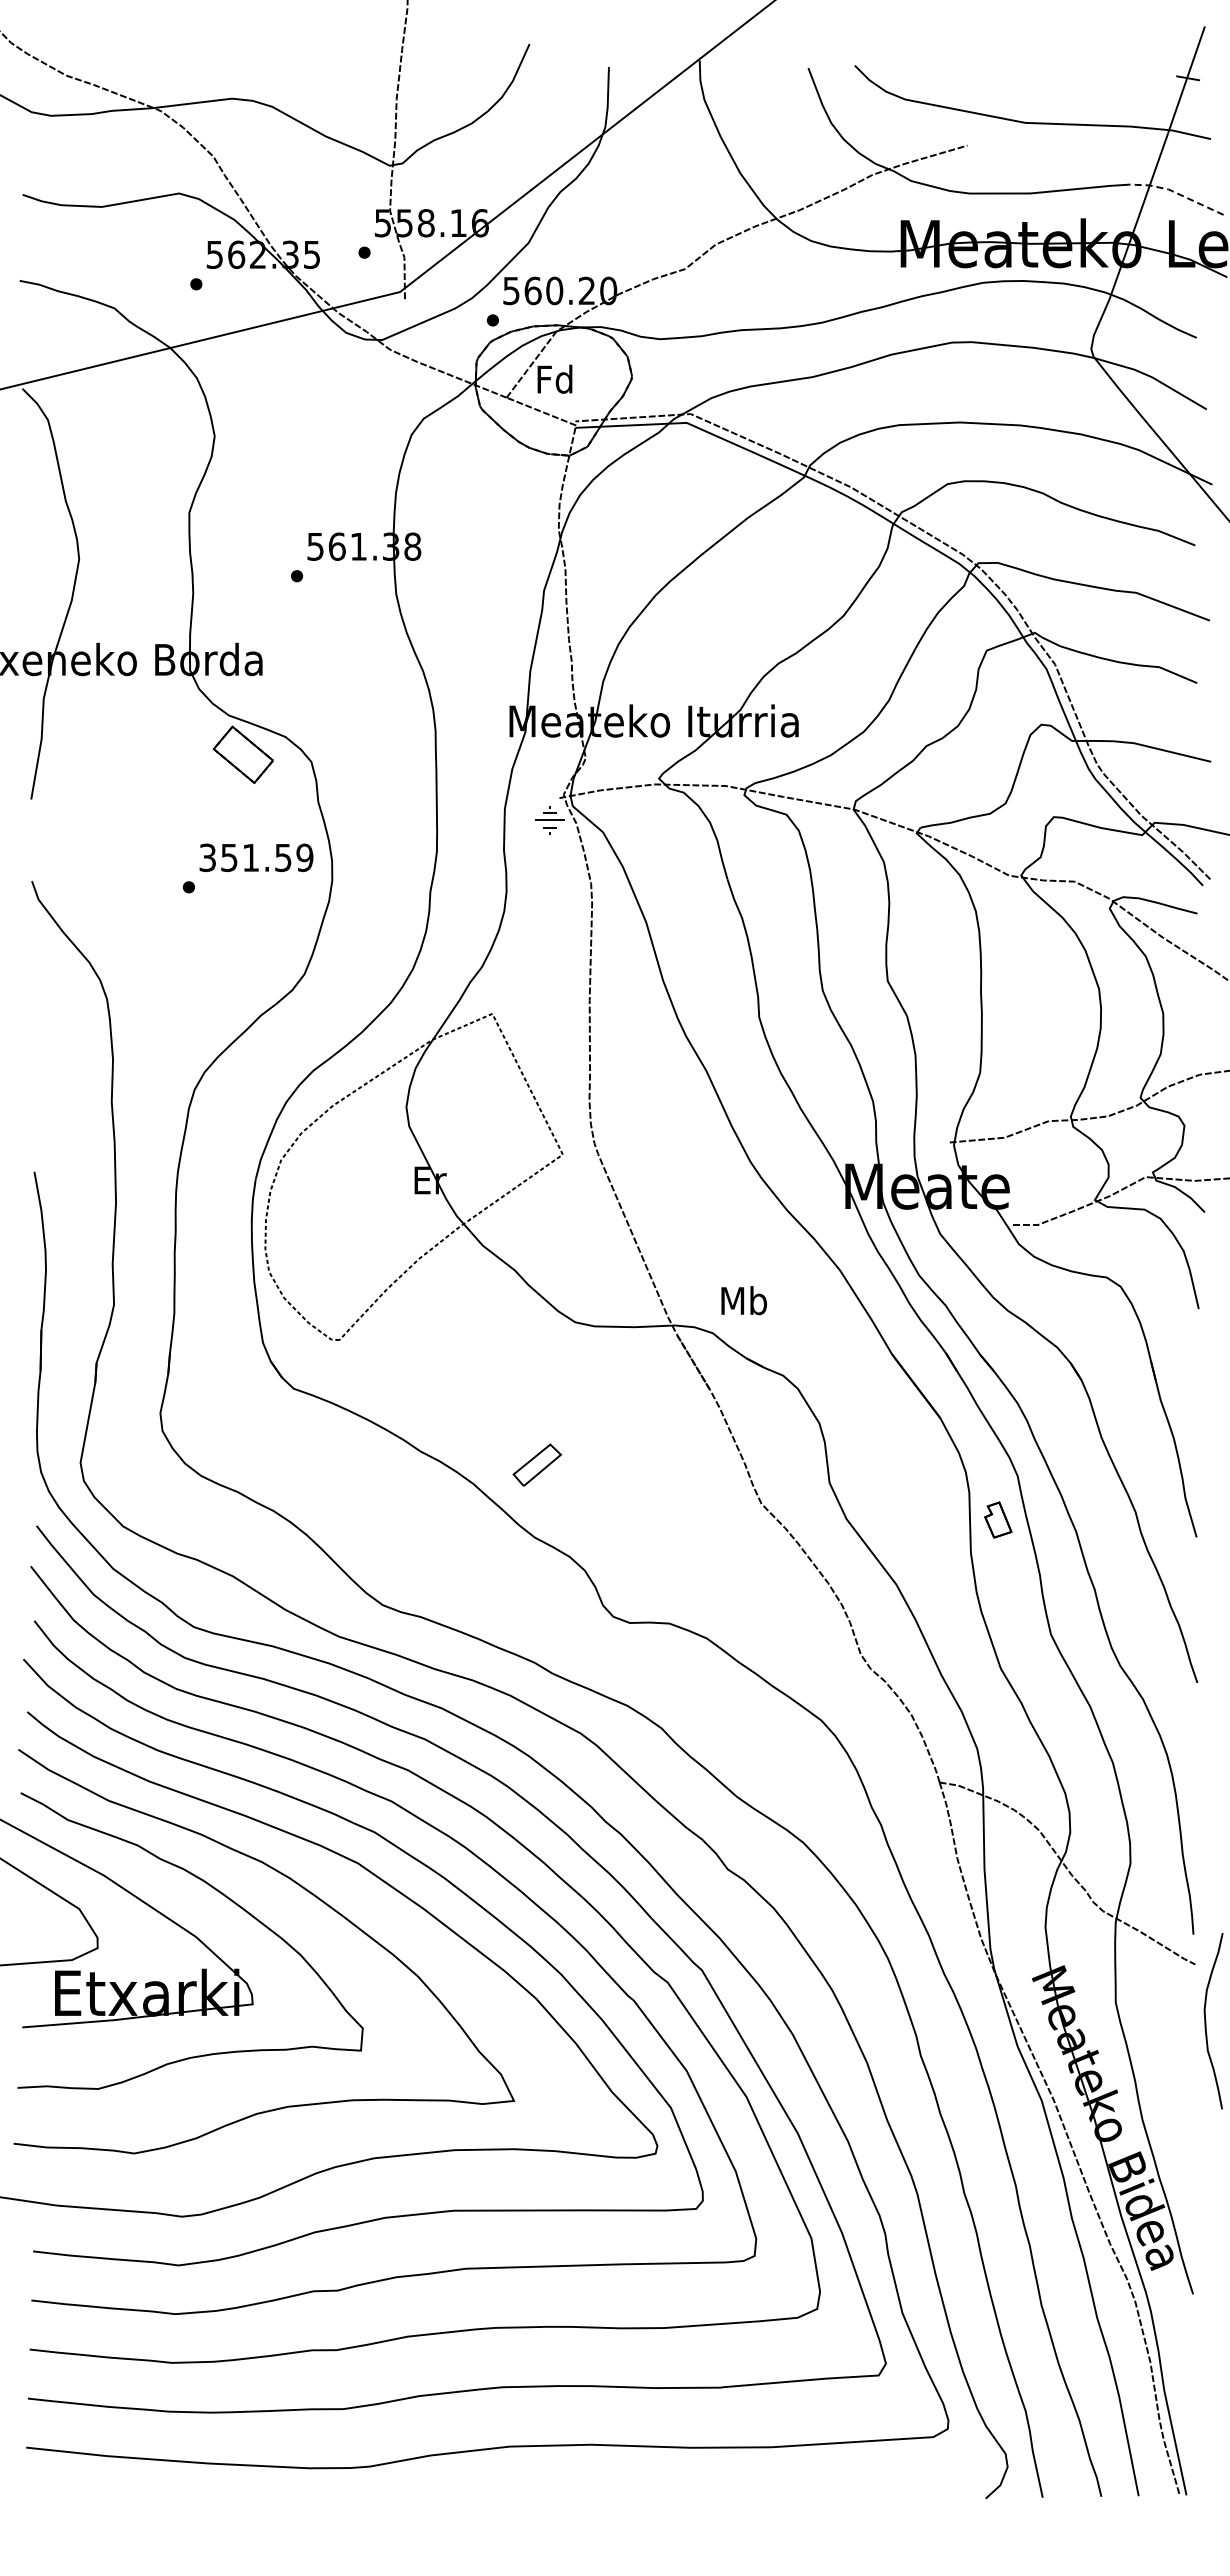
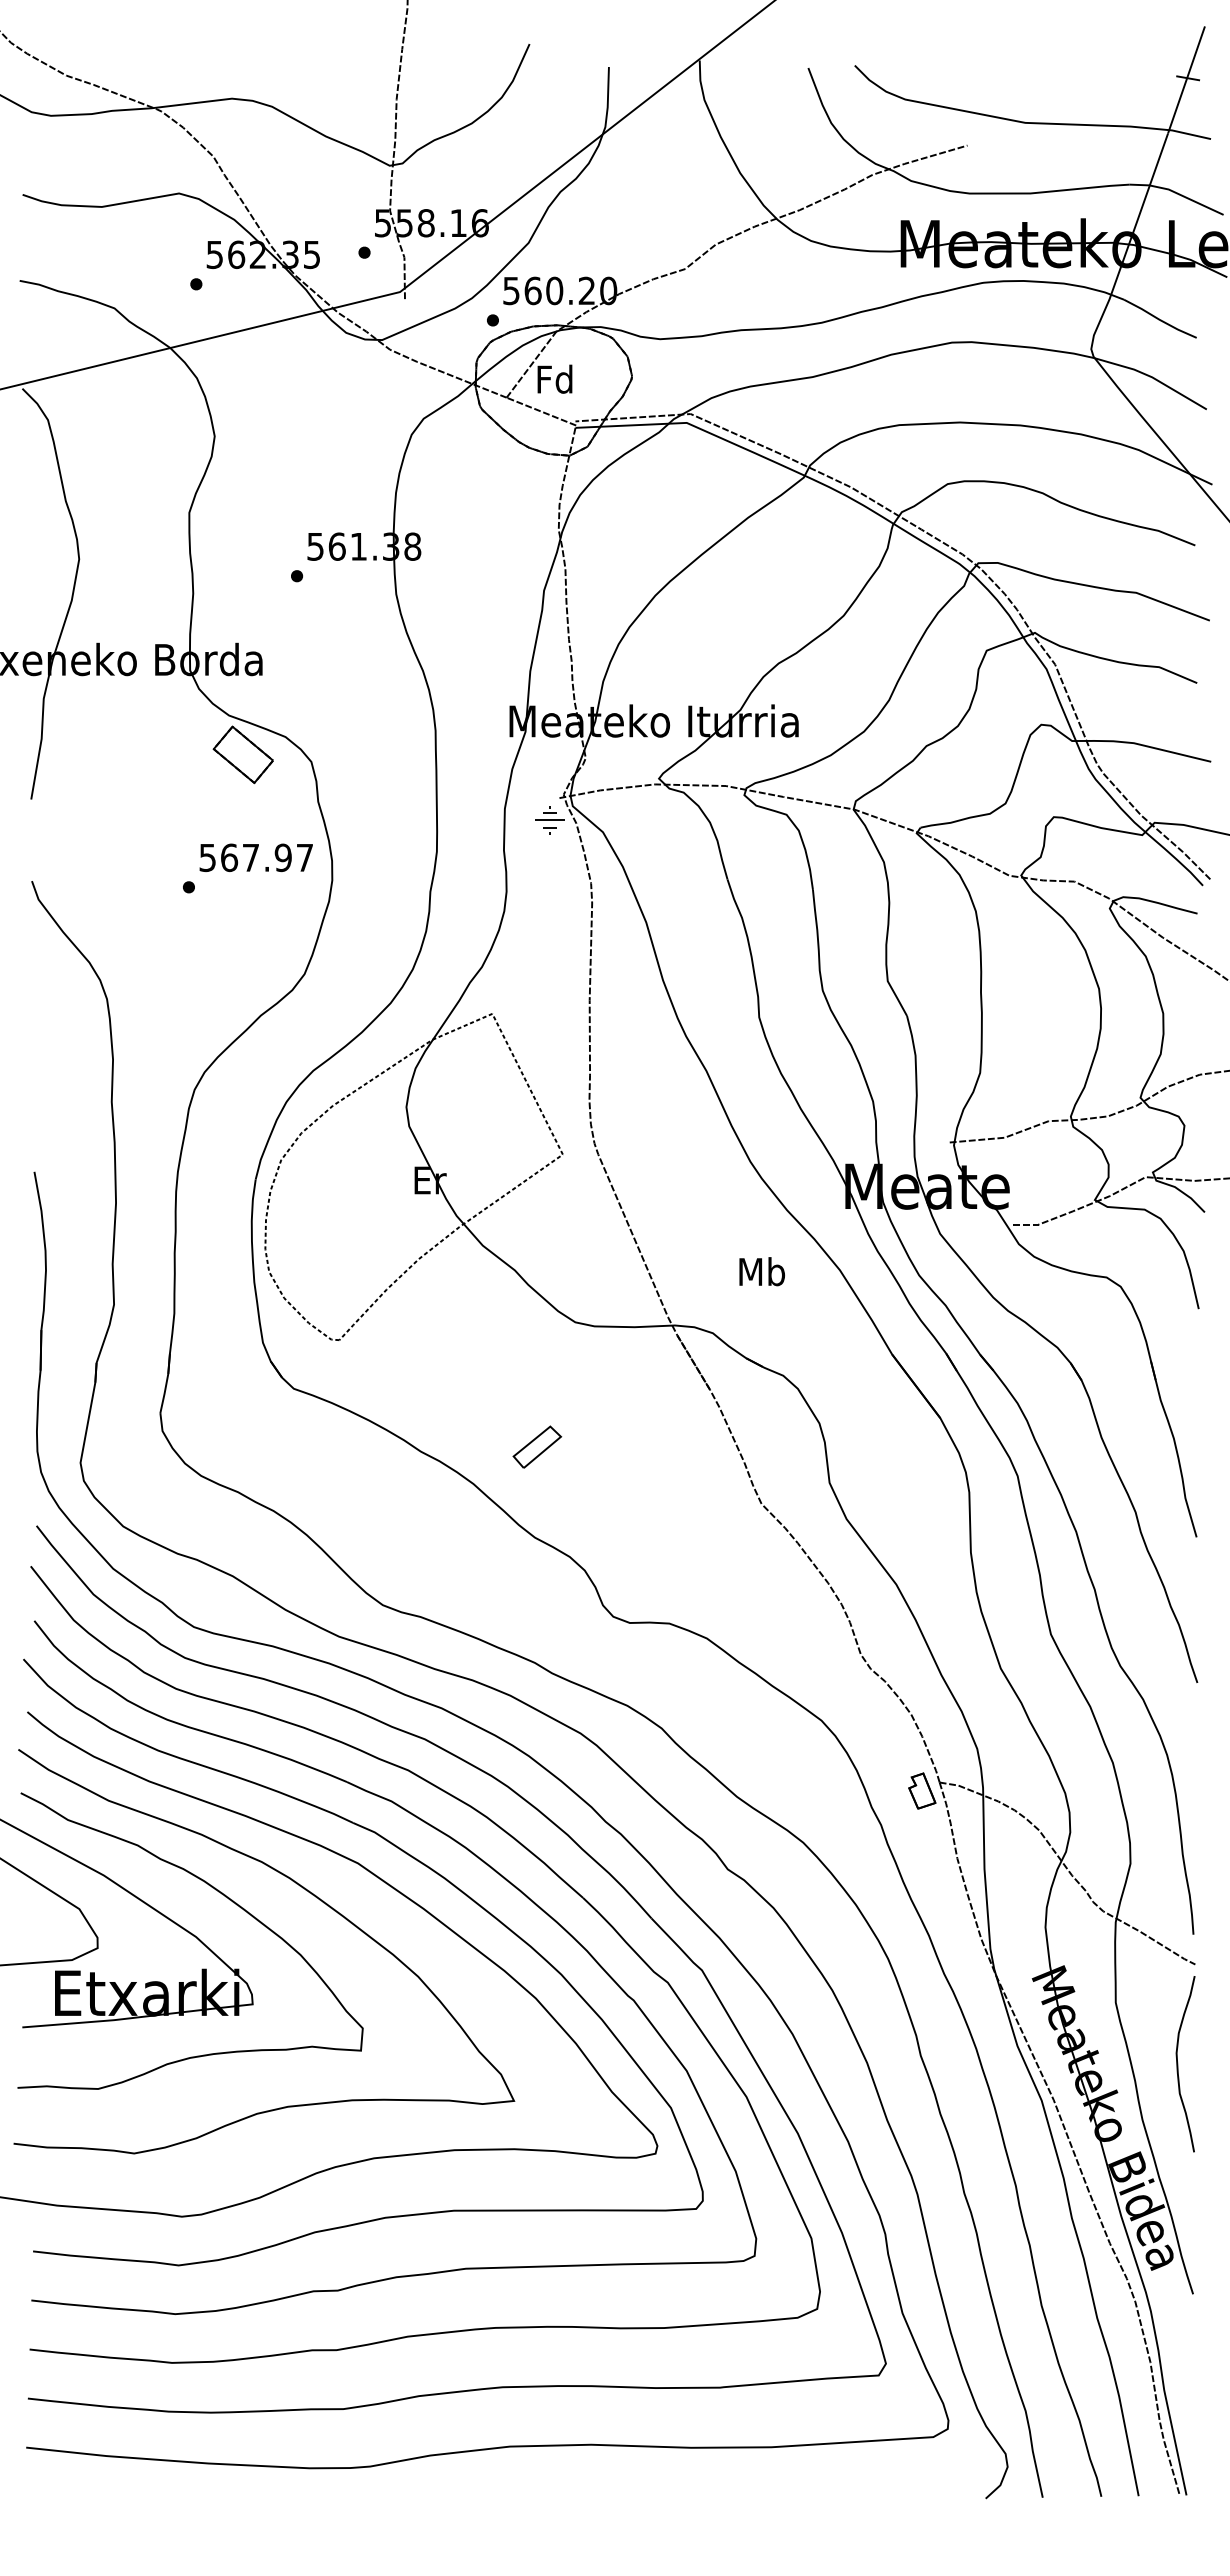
line: dashed -> solid (1176, 193)
text: 351.59 -> 567.97 (256, 857)
text position: (743, 1300) -> (761, 1271) (761, 1271)
part position: (537, 1464) -> (537, 1446) (537, 1446)
part position: (998, 1519) -> (922, 1790) (922, 1790)
curve position: (1206, 2021) -> (1178, 2064) (1178, 2064)
